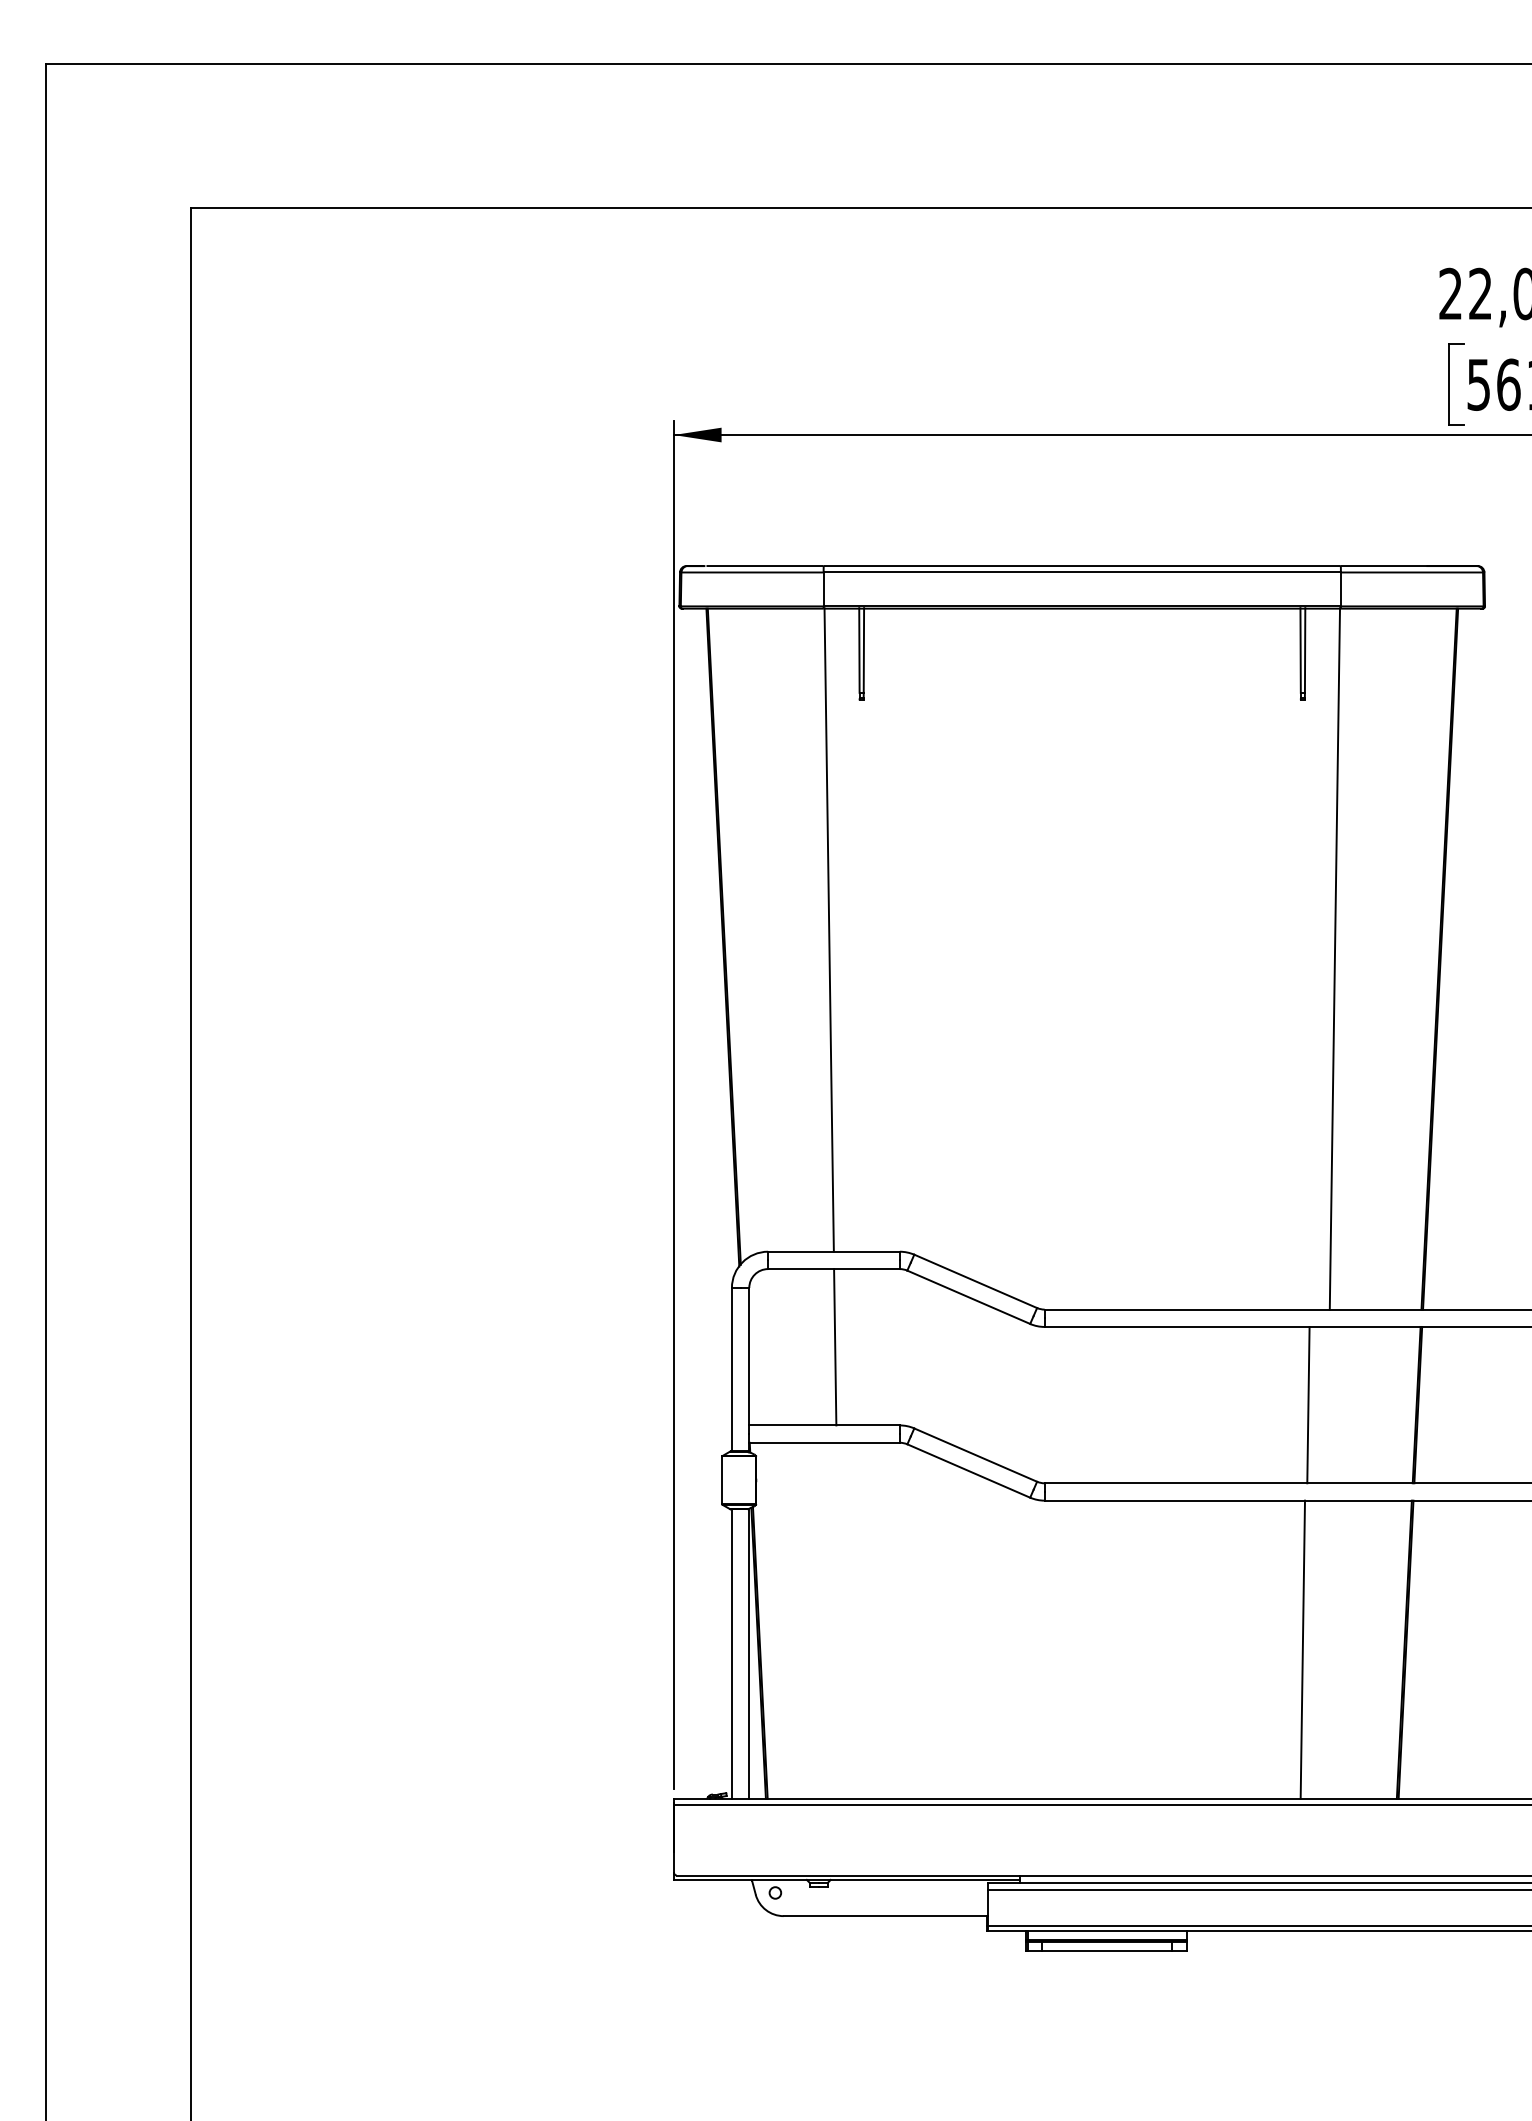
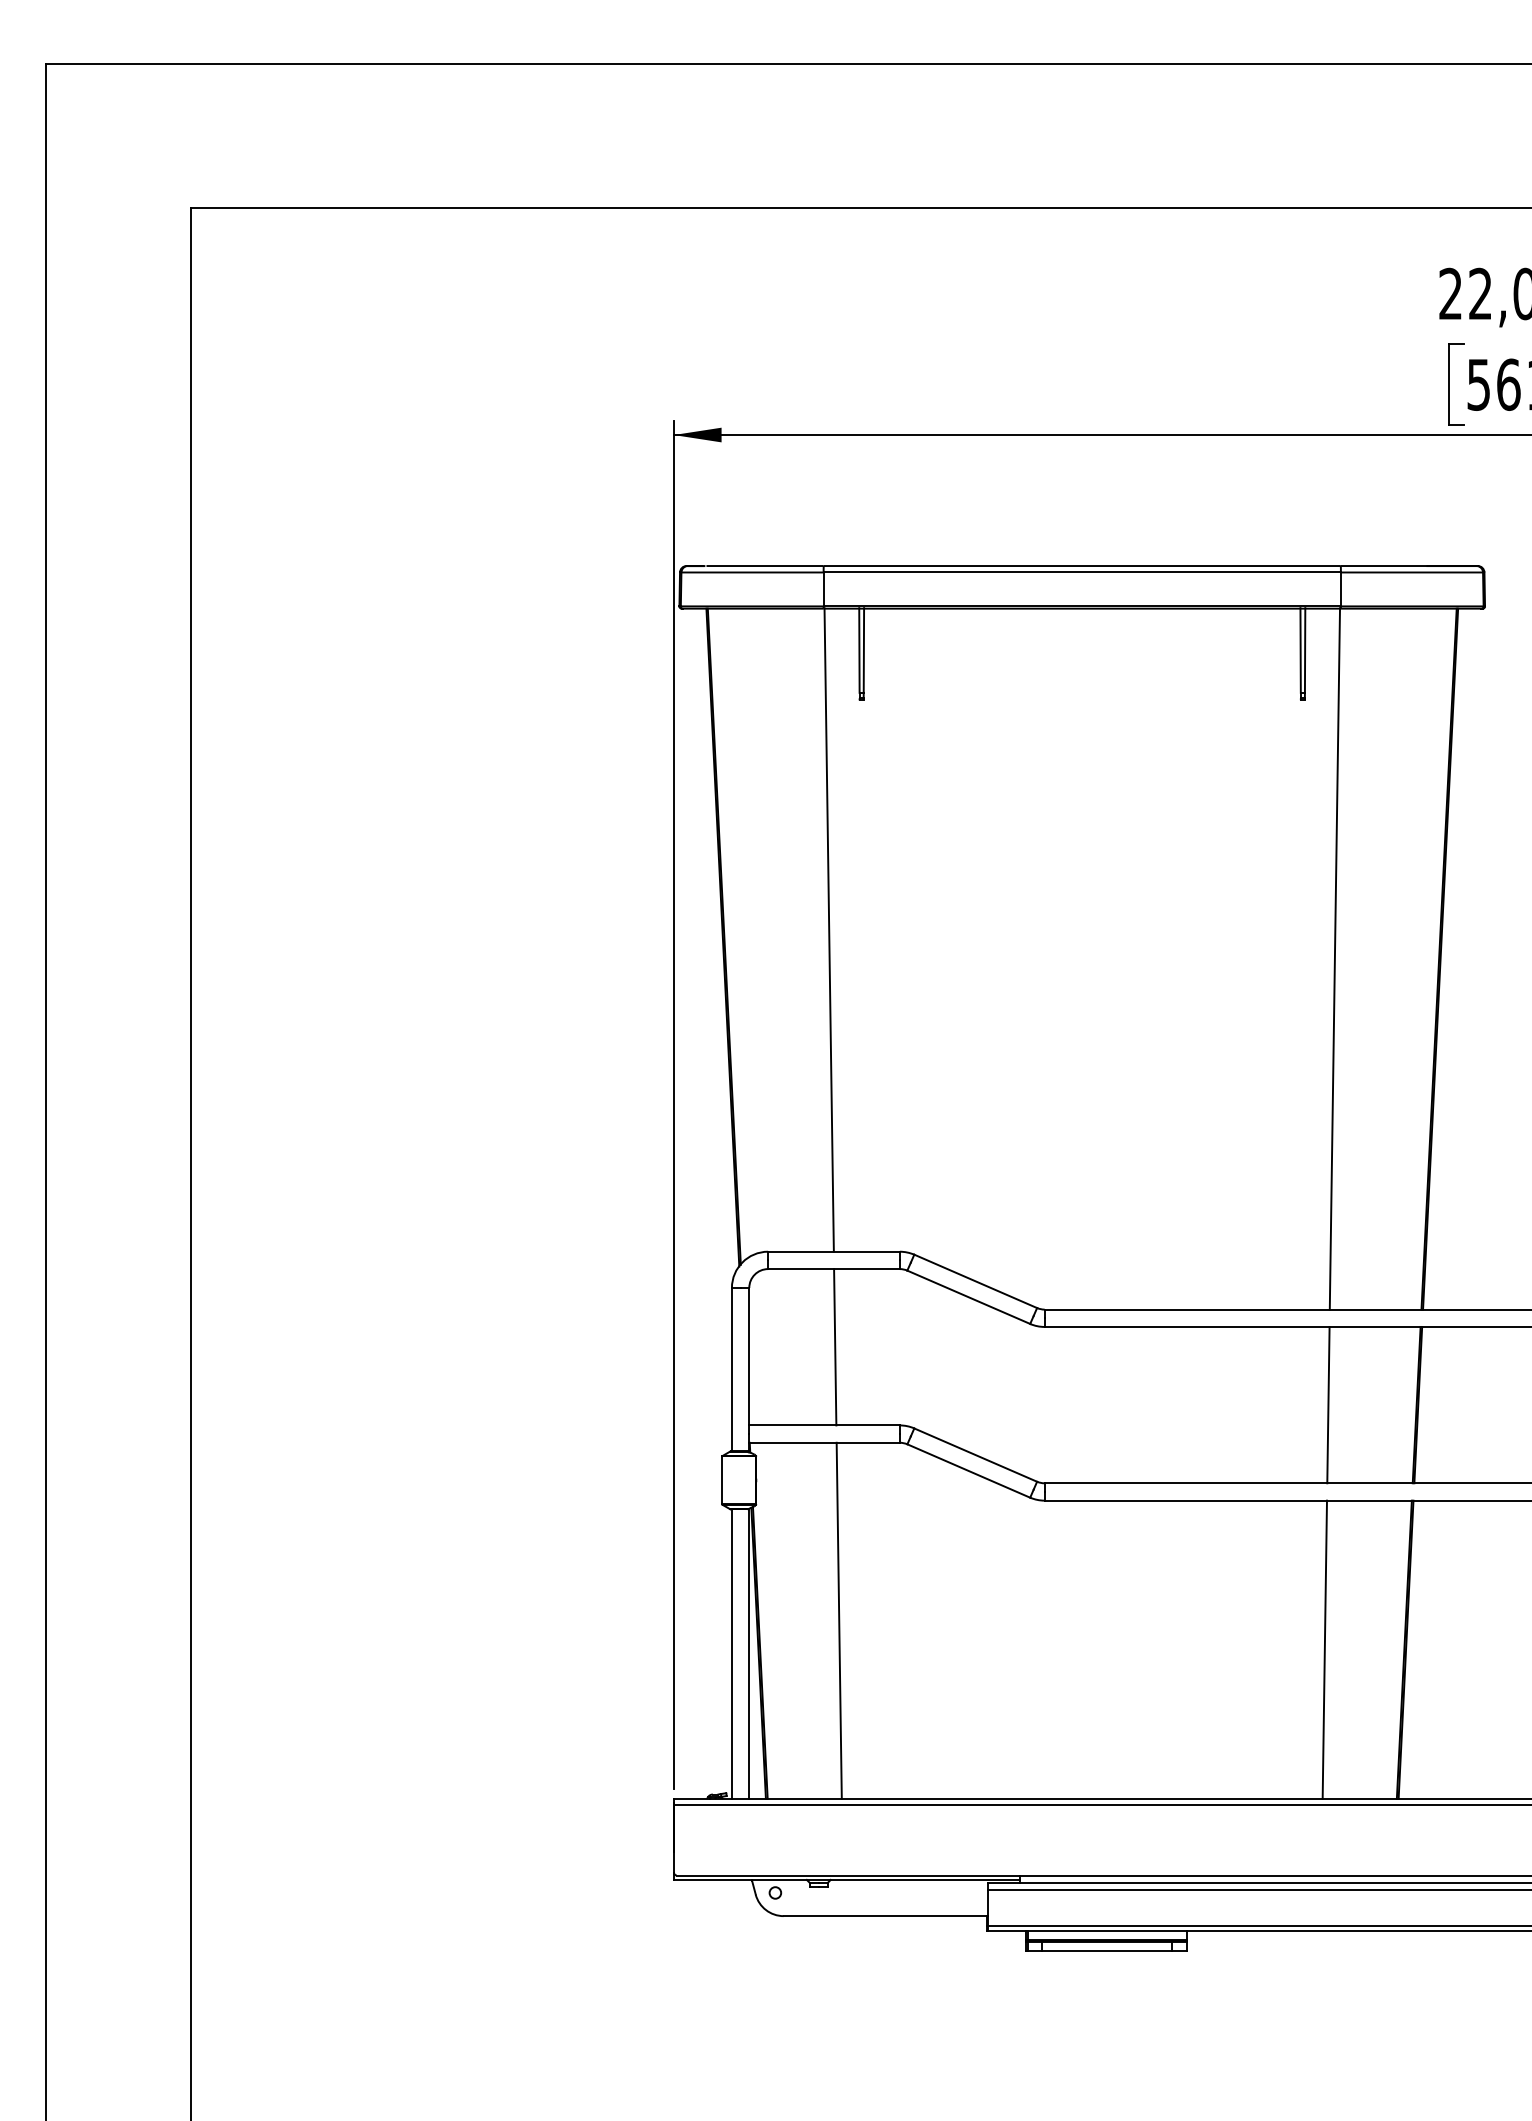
line position: (1308, 1404) -> (1328, 1404) (1328, 1404)
line: none -> present (838, 1620)
line position: (1302, 1649) -> (1324, 1649) (1324, 1649)
